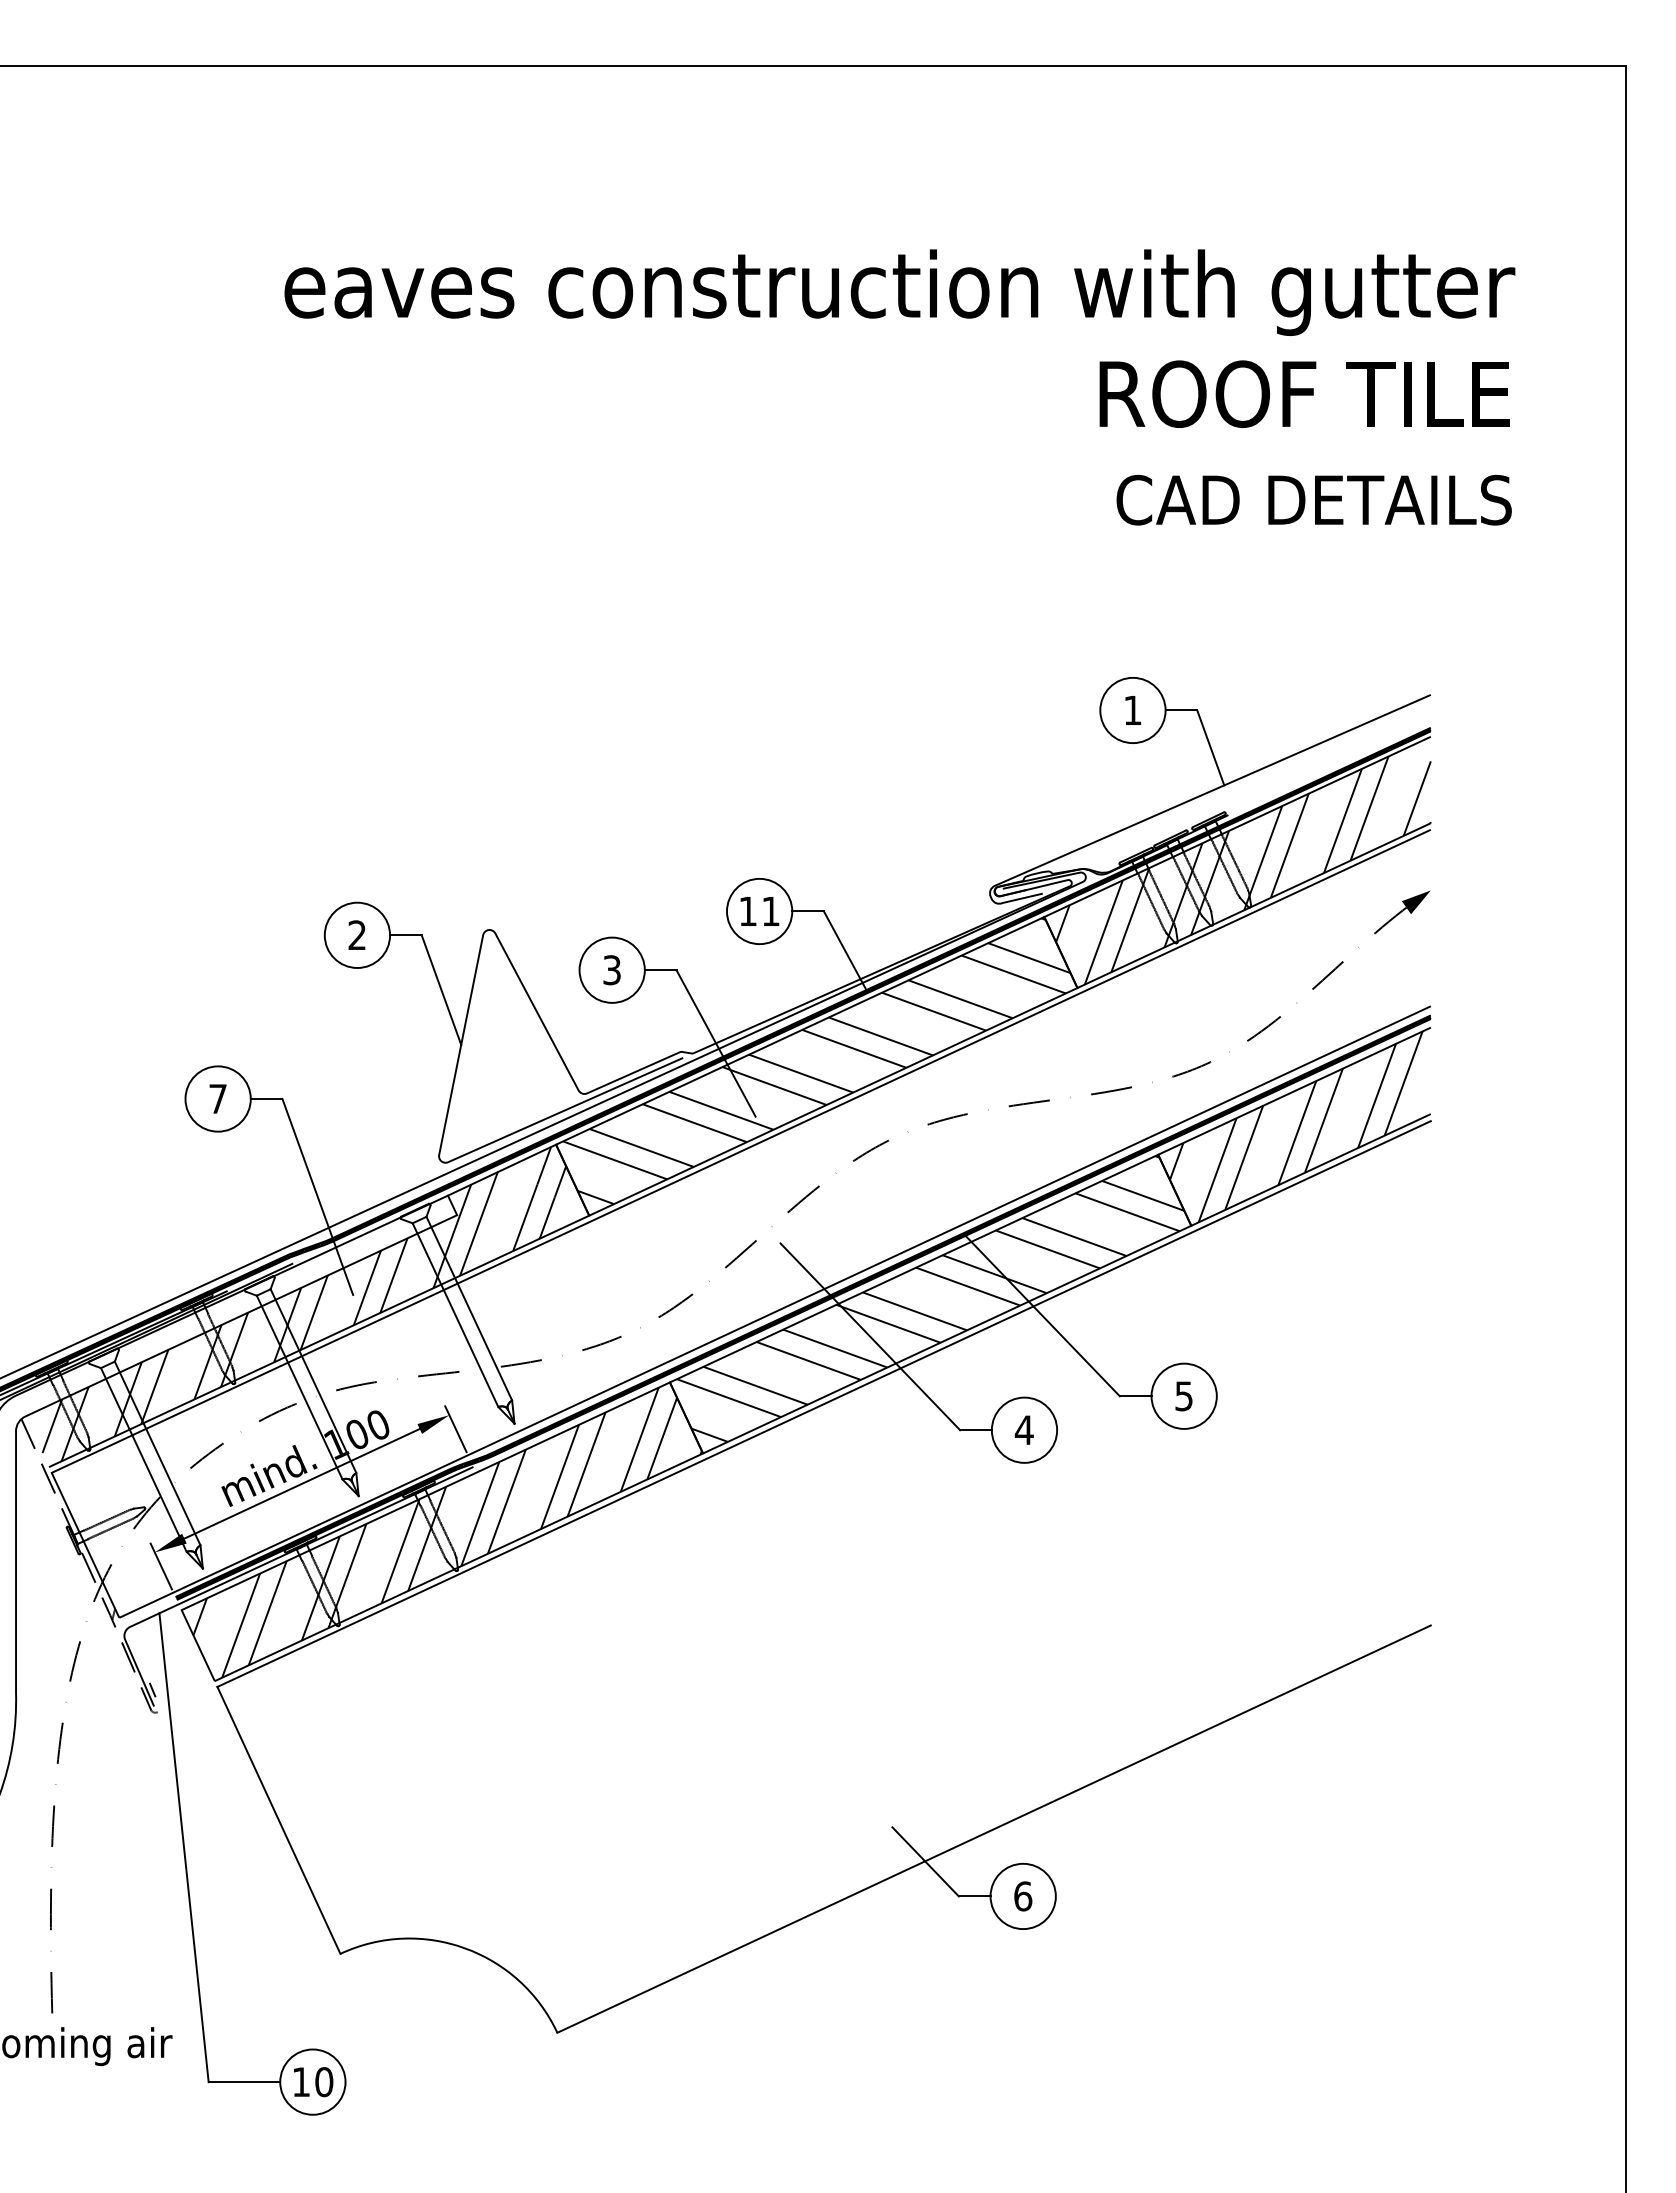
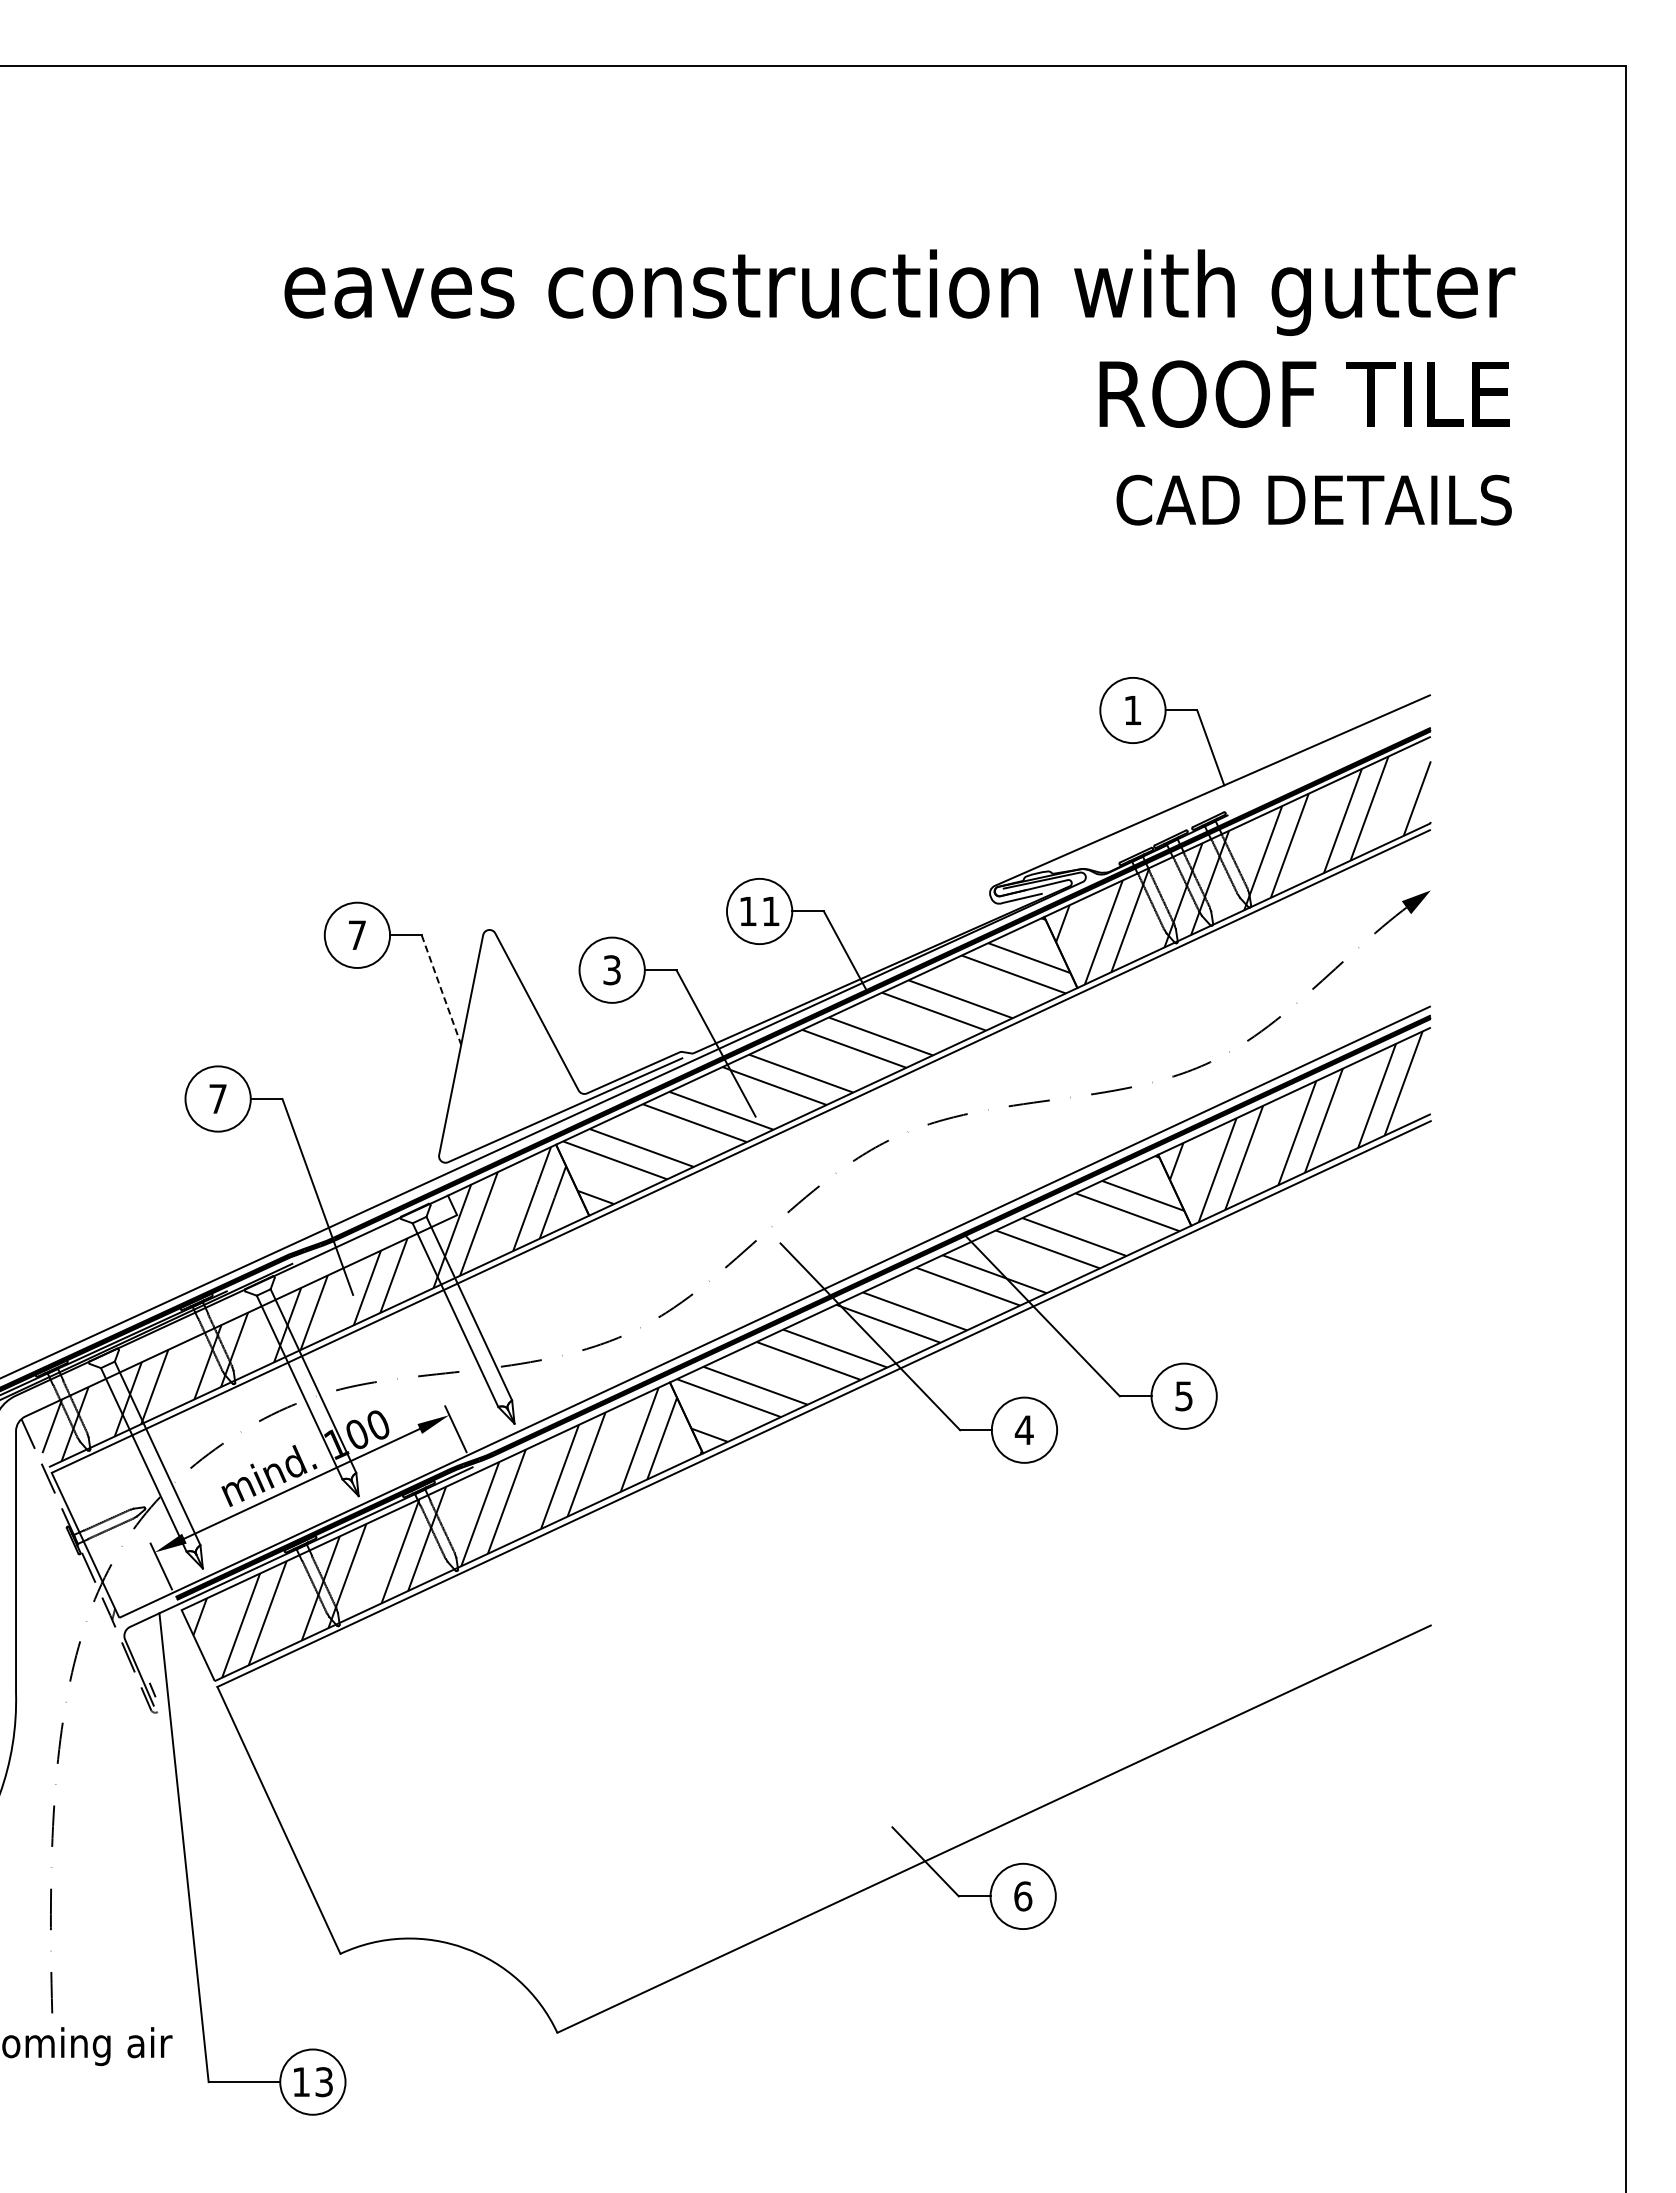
text: 2 -> 7 (356, 934)
line: solid -> dashed (441, 990)
text: 10 -> 13 (324, 2082)
